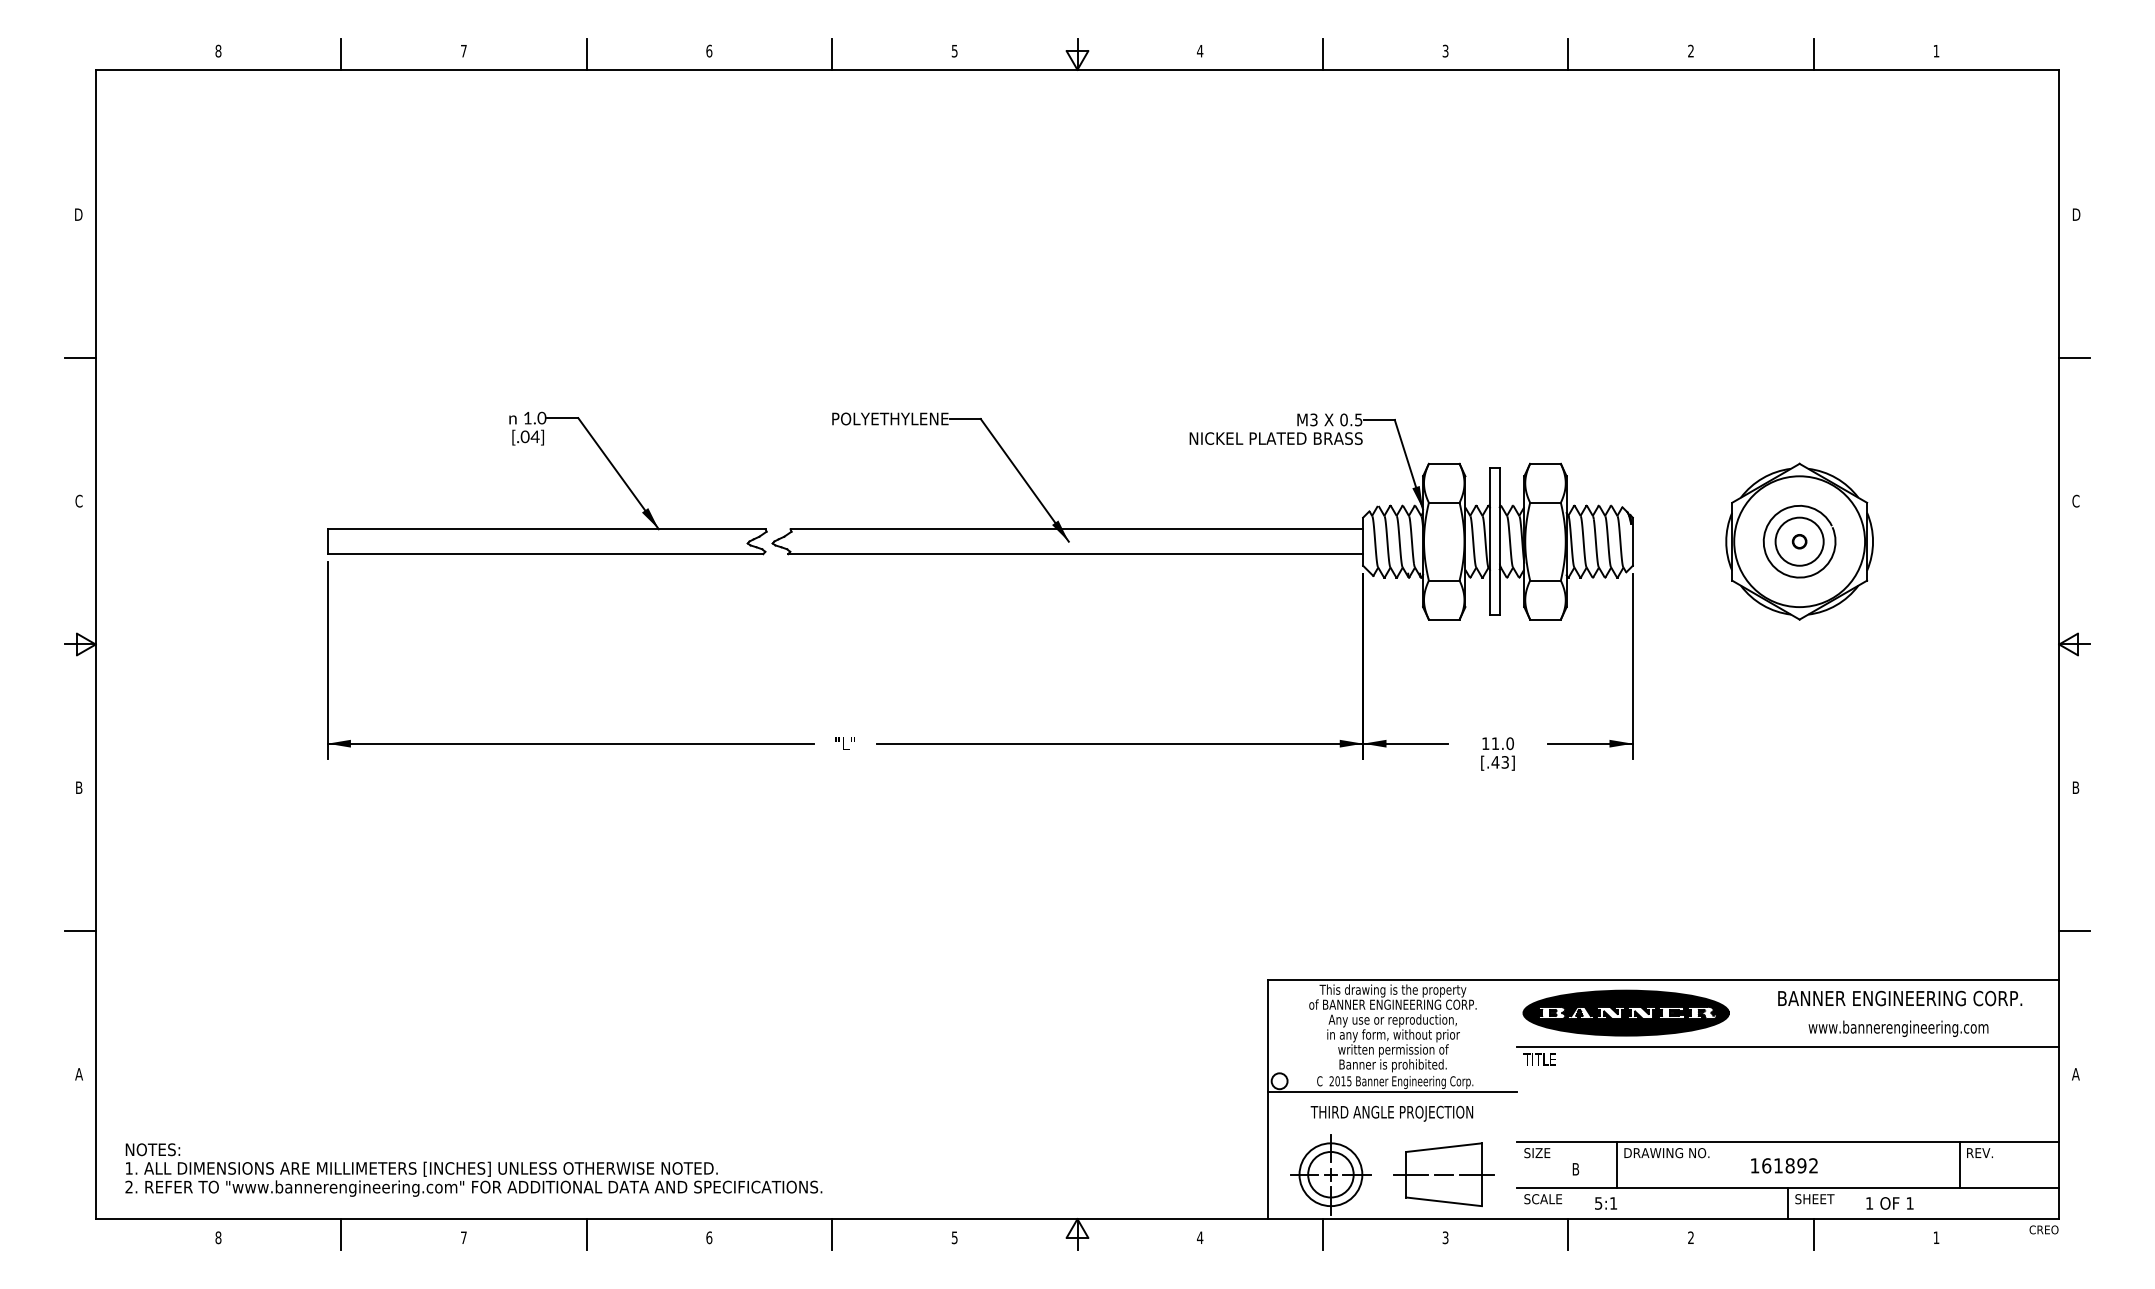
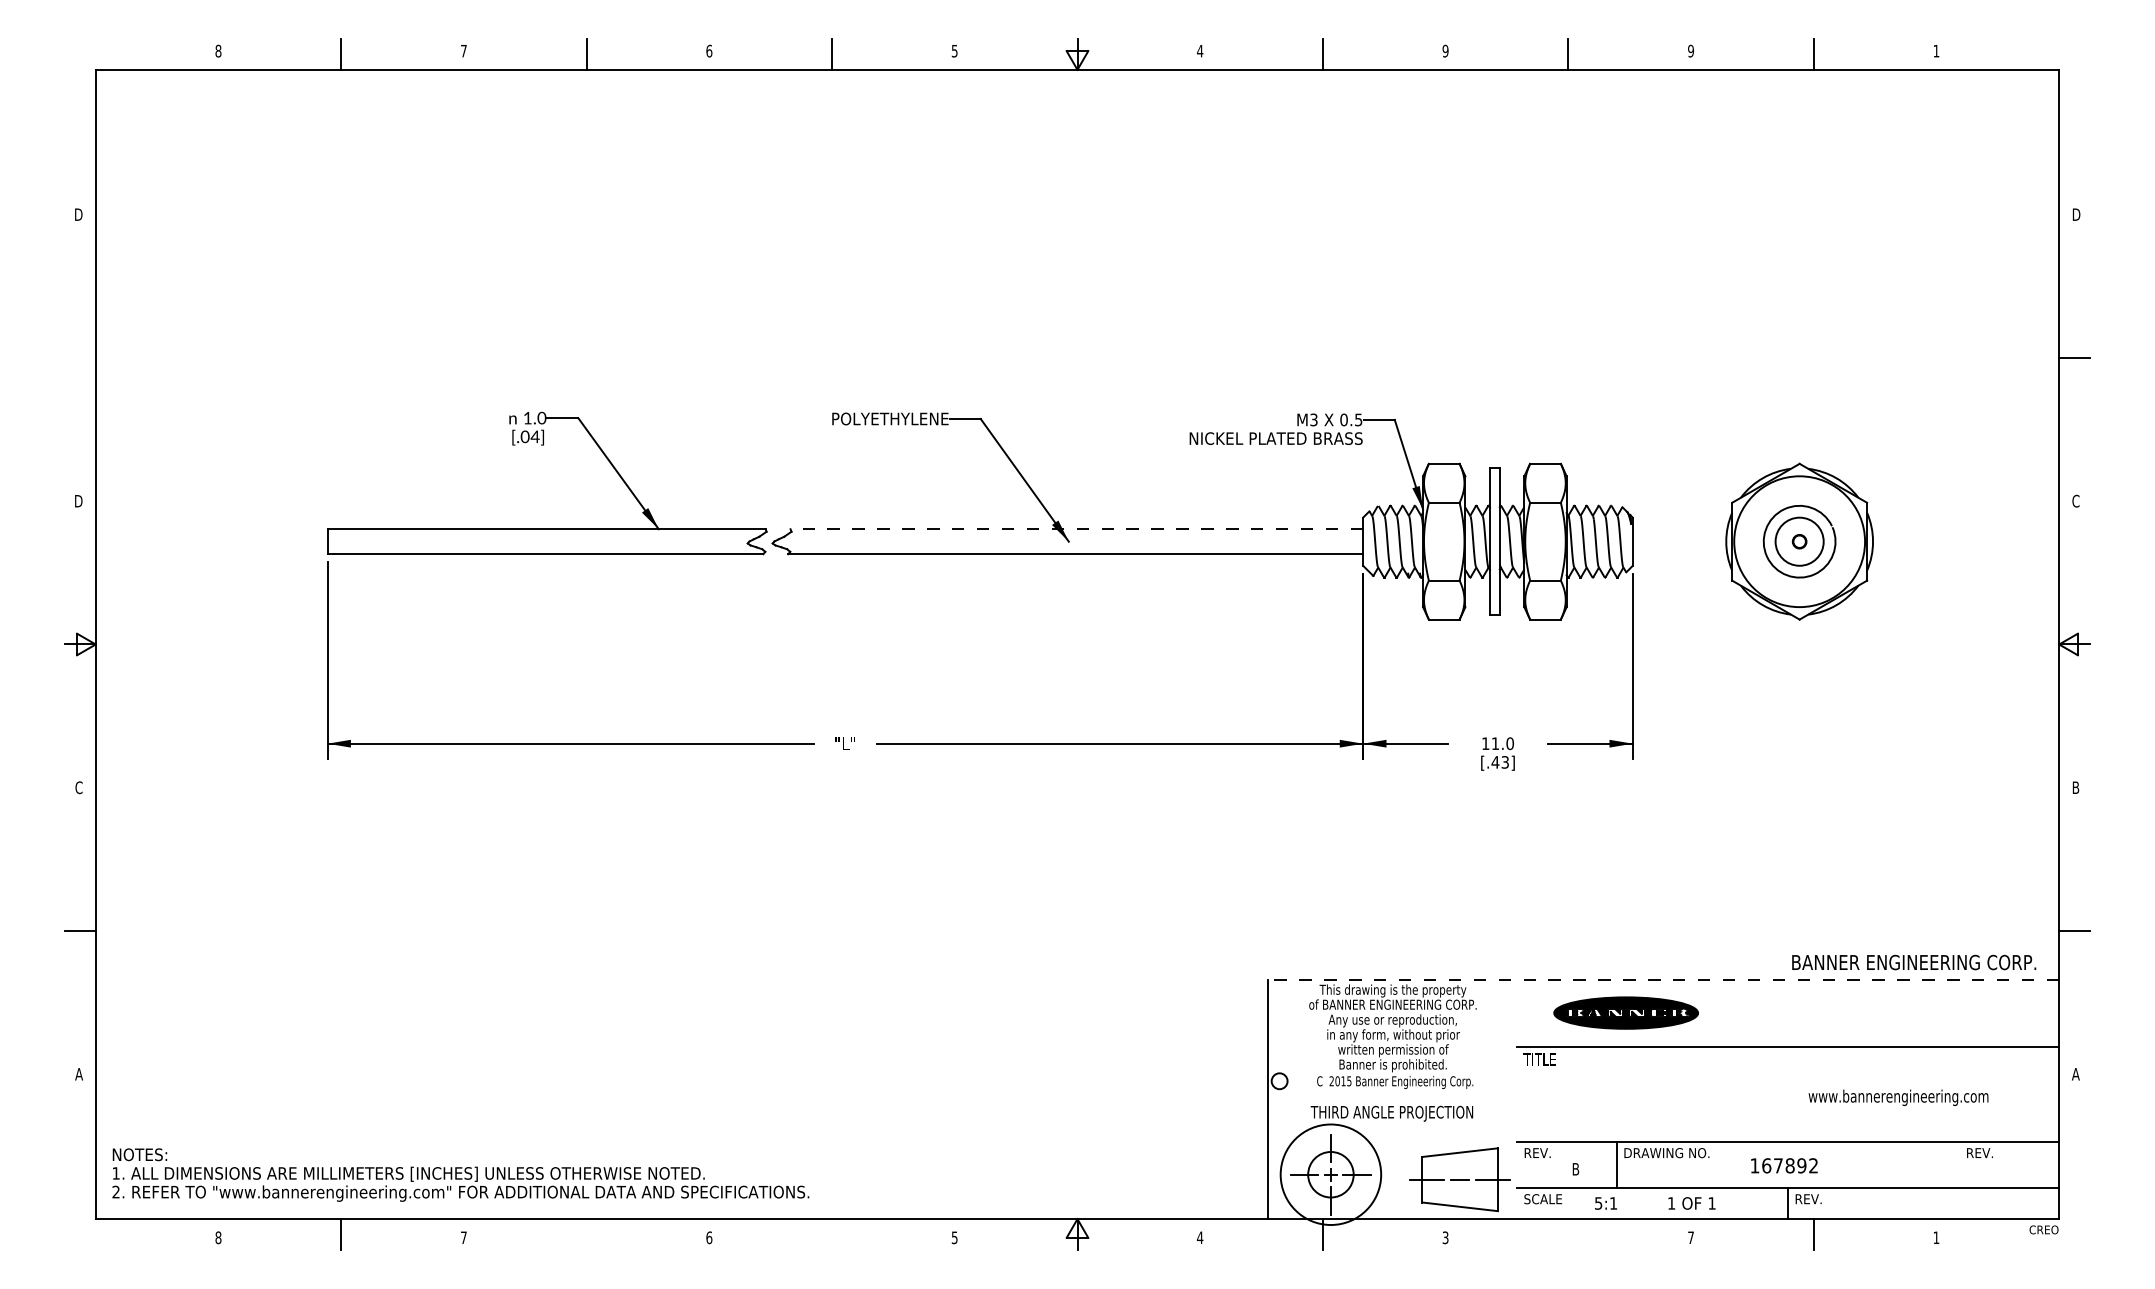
text: 3 -> 9 (1445, 50)
text: 2 -> 9 (1691, 51)
line: present -> none (79, 357)
text: C -> D (78, 500)
line: solid -> dashed (1076, 529)
text: B -> C (78, 787)
line: solid -> dashed (1663, 979)
text position: (1900, 998) -> (1914, 962) (1914, 962)
part size: 208x48 px -> 146x34 px (1625, 1012)
text position: (1898, 1028) -> (1898, 1097) (1898, 1097)
line: present -> none (1392, 1092)
text: SIZE -> REV. (1537, 1153)
line: present -> none (1959, 1164)
text: 161892 -> 167892 (1778, 1165)
text position: (473, 1169) -> (460, 1174) (460, 1174)
circle diameter: 63 px -> 101 px (1330, 1174)
part position: (1443, 1174) -> (1459, 1179) (1459, 1179)
text: SHEET -> REV. (1814, 1199)
text position: (1889, 1203) -> (1691, 1203) (1691, 1203)
line: present -> none (586, 1234)
line: present -> none (832, 1234)
line: present -> none (1568, 1234)
text: 2 -> 7 (1690, 1237)
